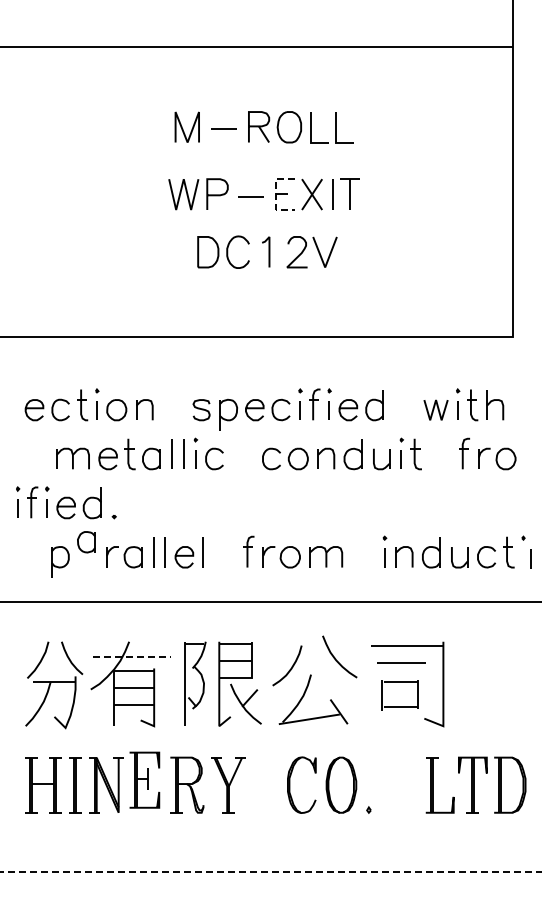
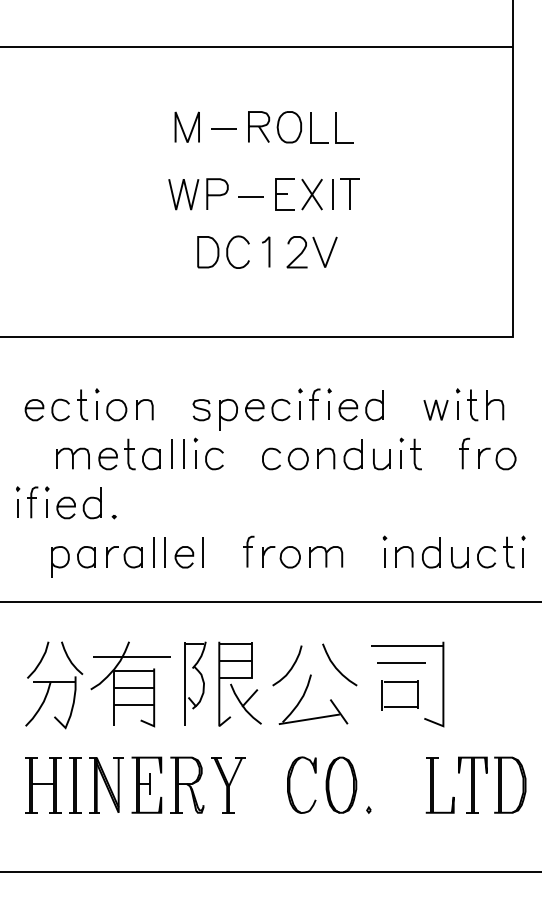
line: dashed -> solid (275, 195)
part position: (86, 542) -> (86, 557) (86, 557)
line position: (530, 558) -> (522, 557) (522, 557)
line: dashed -> solid (133, 657)
curve position: (335, 657) -> (335, 665) (335, 665)
part position: (144, 779) -> (146, 784) (146, 784)
line: dashed -> solid (270, 872)
